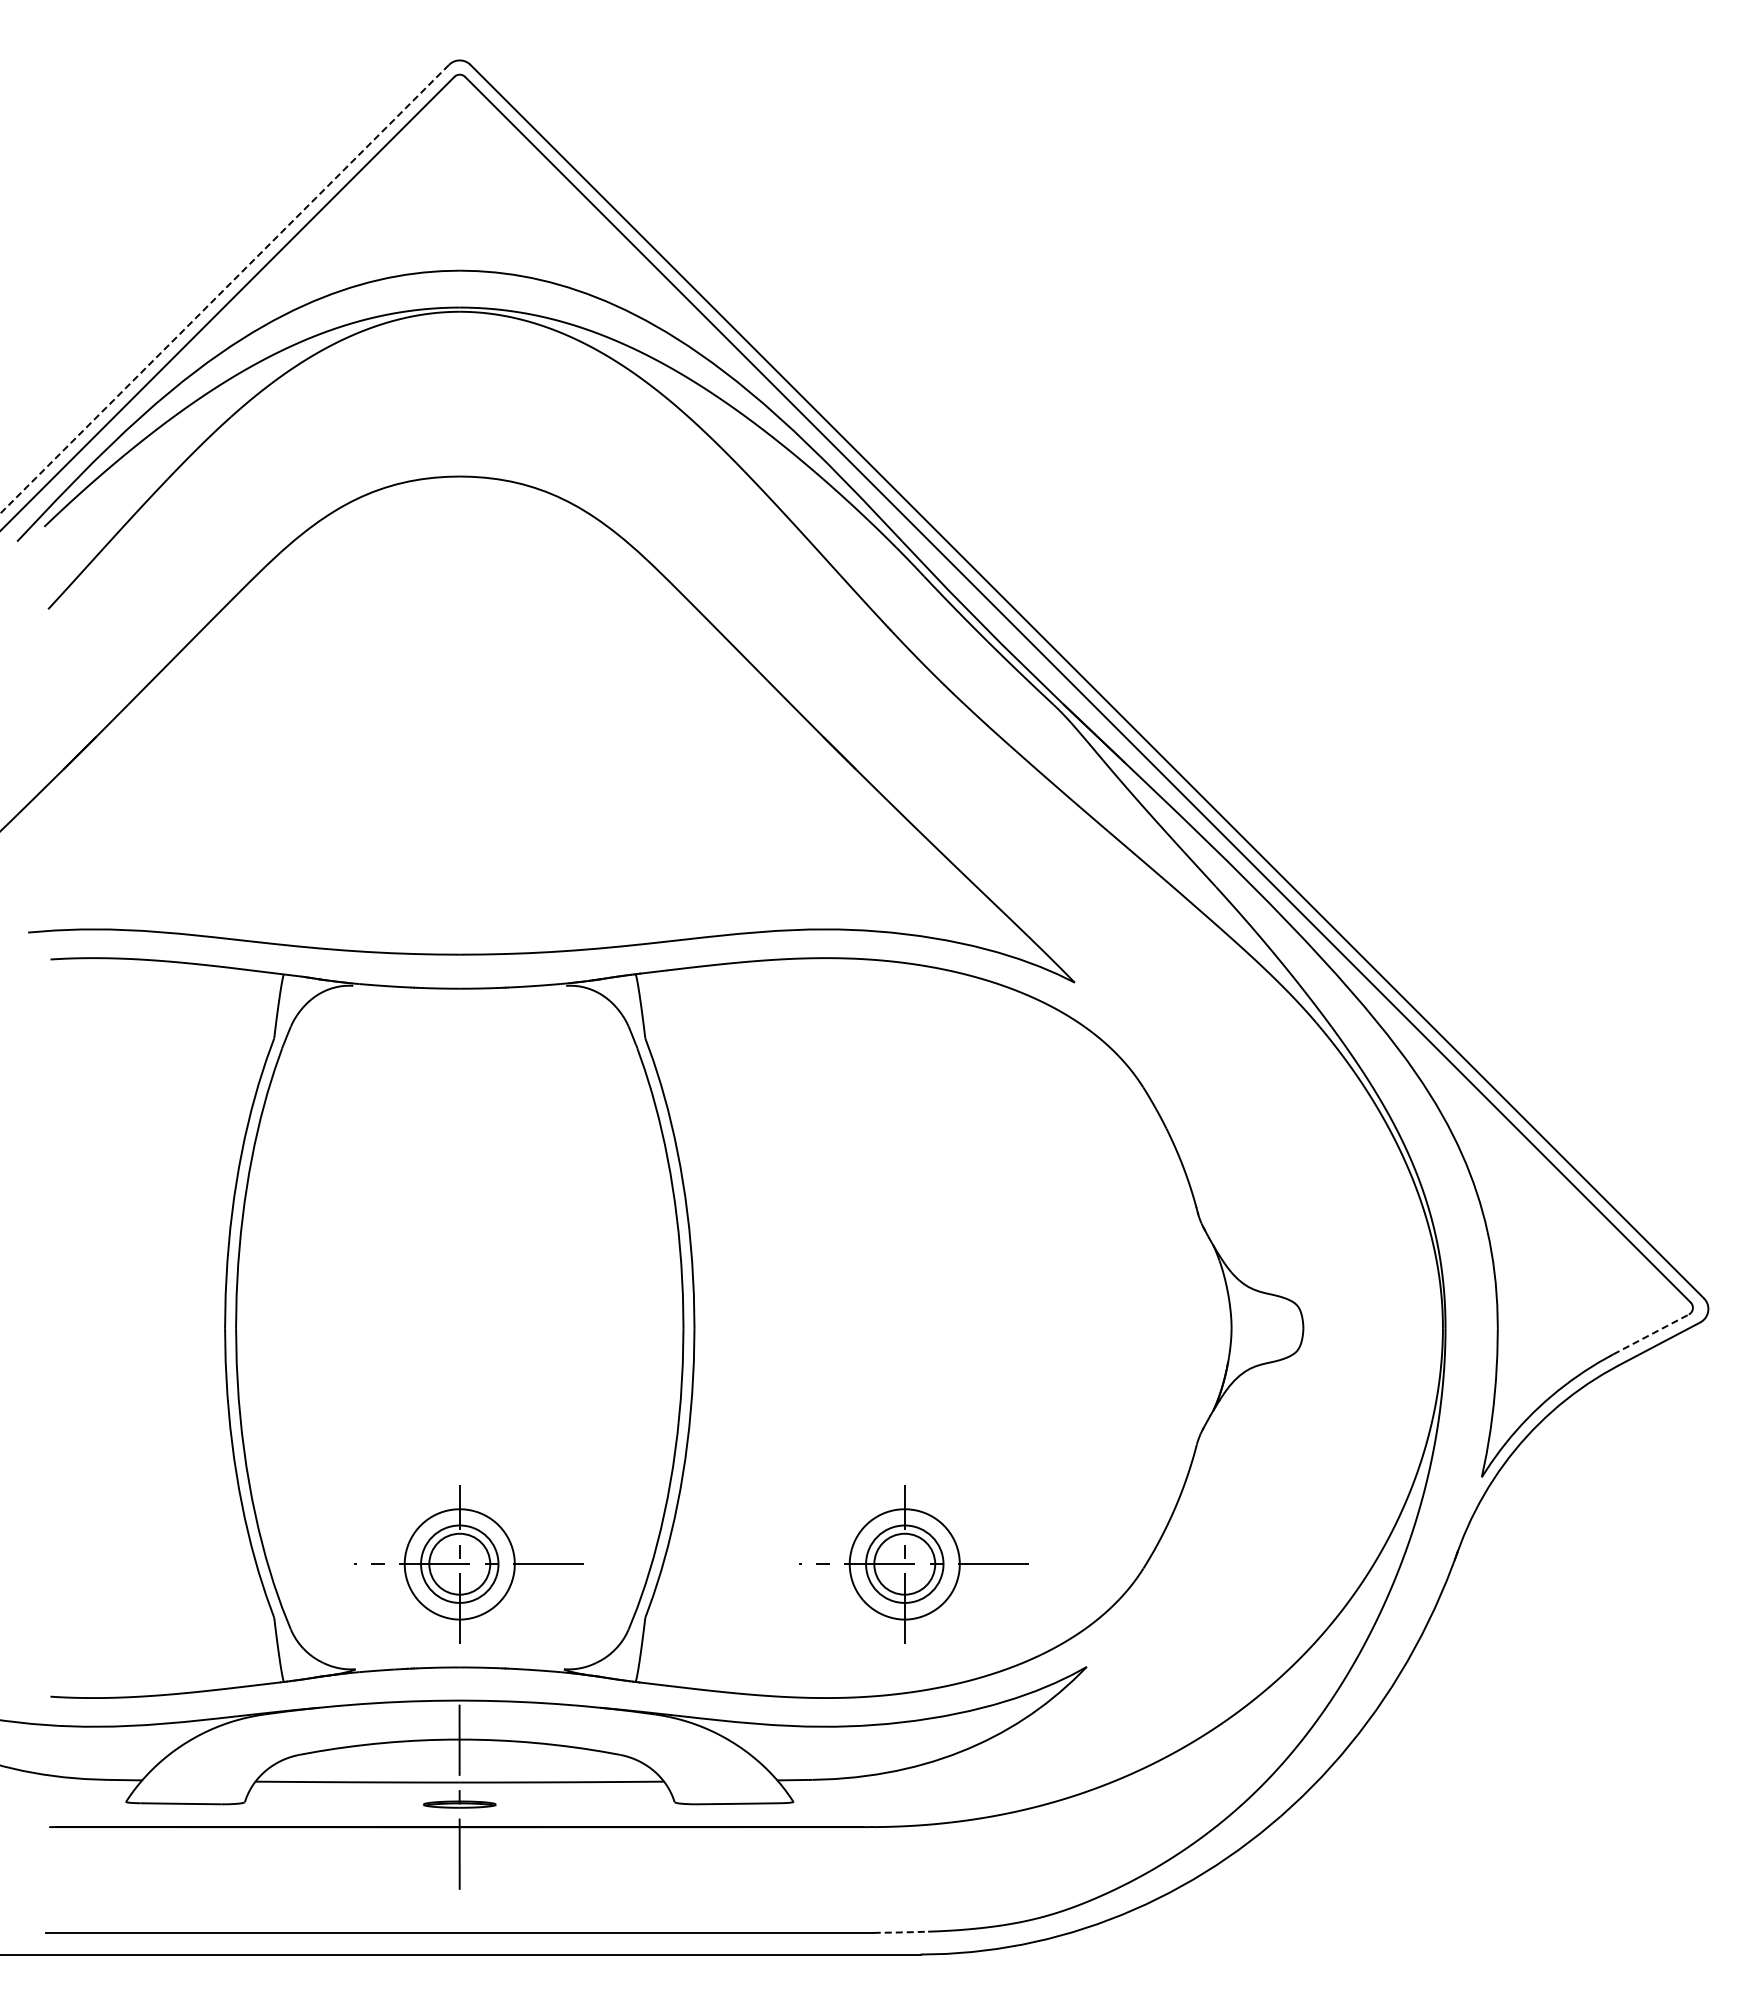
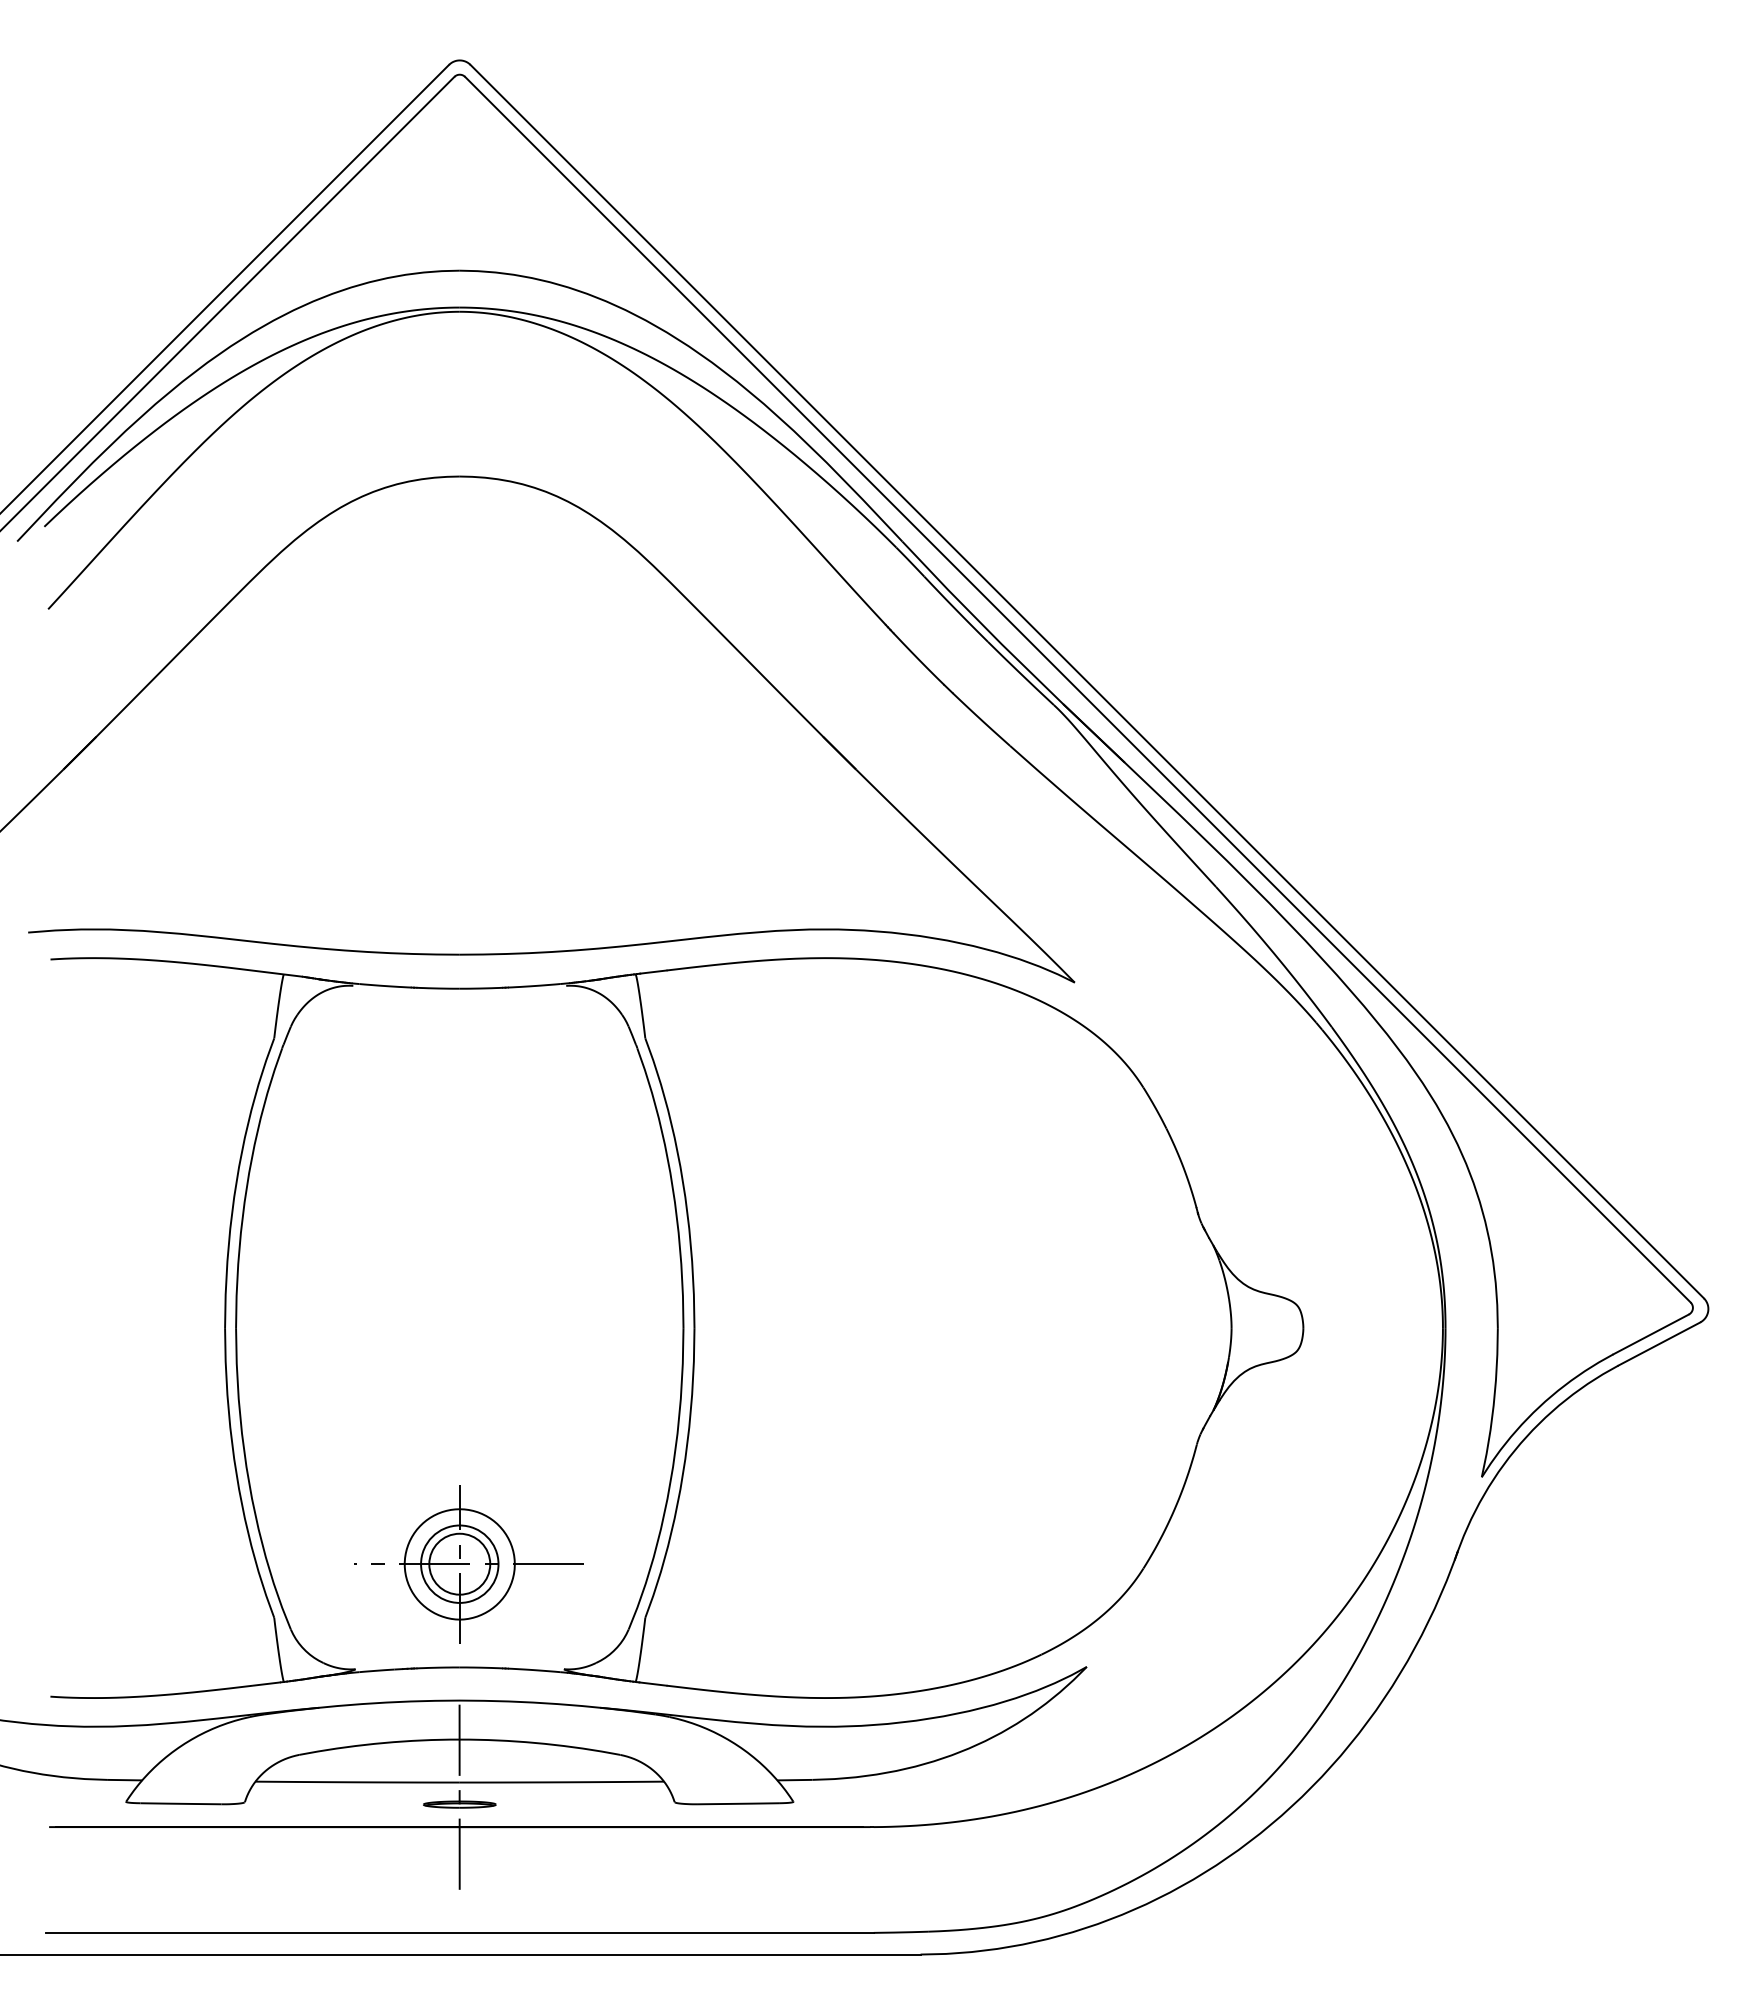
line: dashed -> solid (224, 289)
line: dashed -> solid (1651, 1334)
part: present -> none (913, 1564)
line: dashed -> solid (900, 1932)
